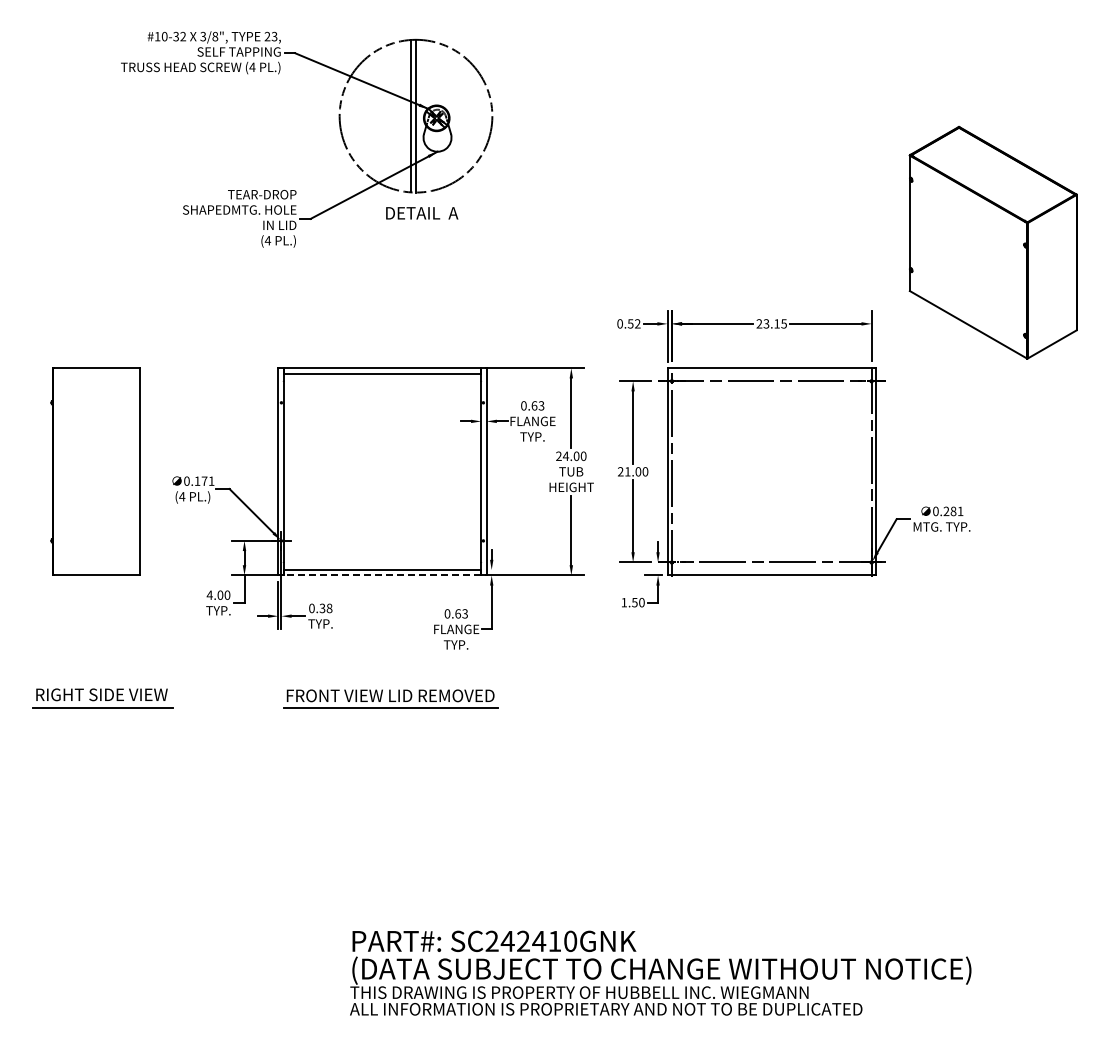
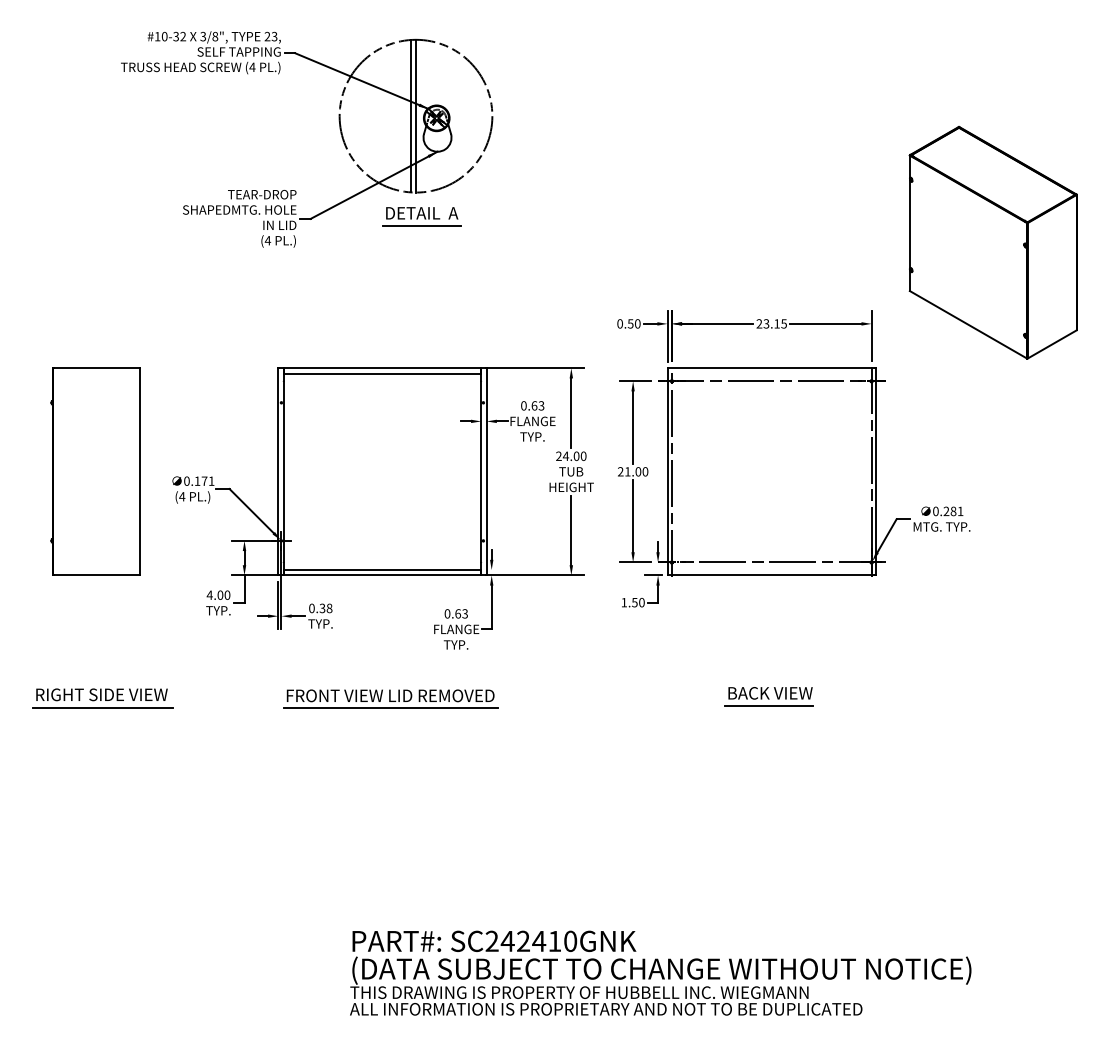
line: none -> present (421, 226)
text: 0.52 -> 0.50 (637, 323)
line: dashed -> solid (381, 575)
part: none -> present (768, 696)
